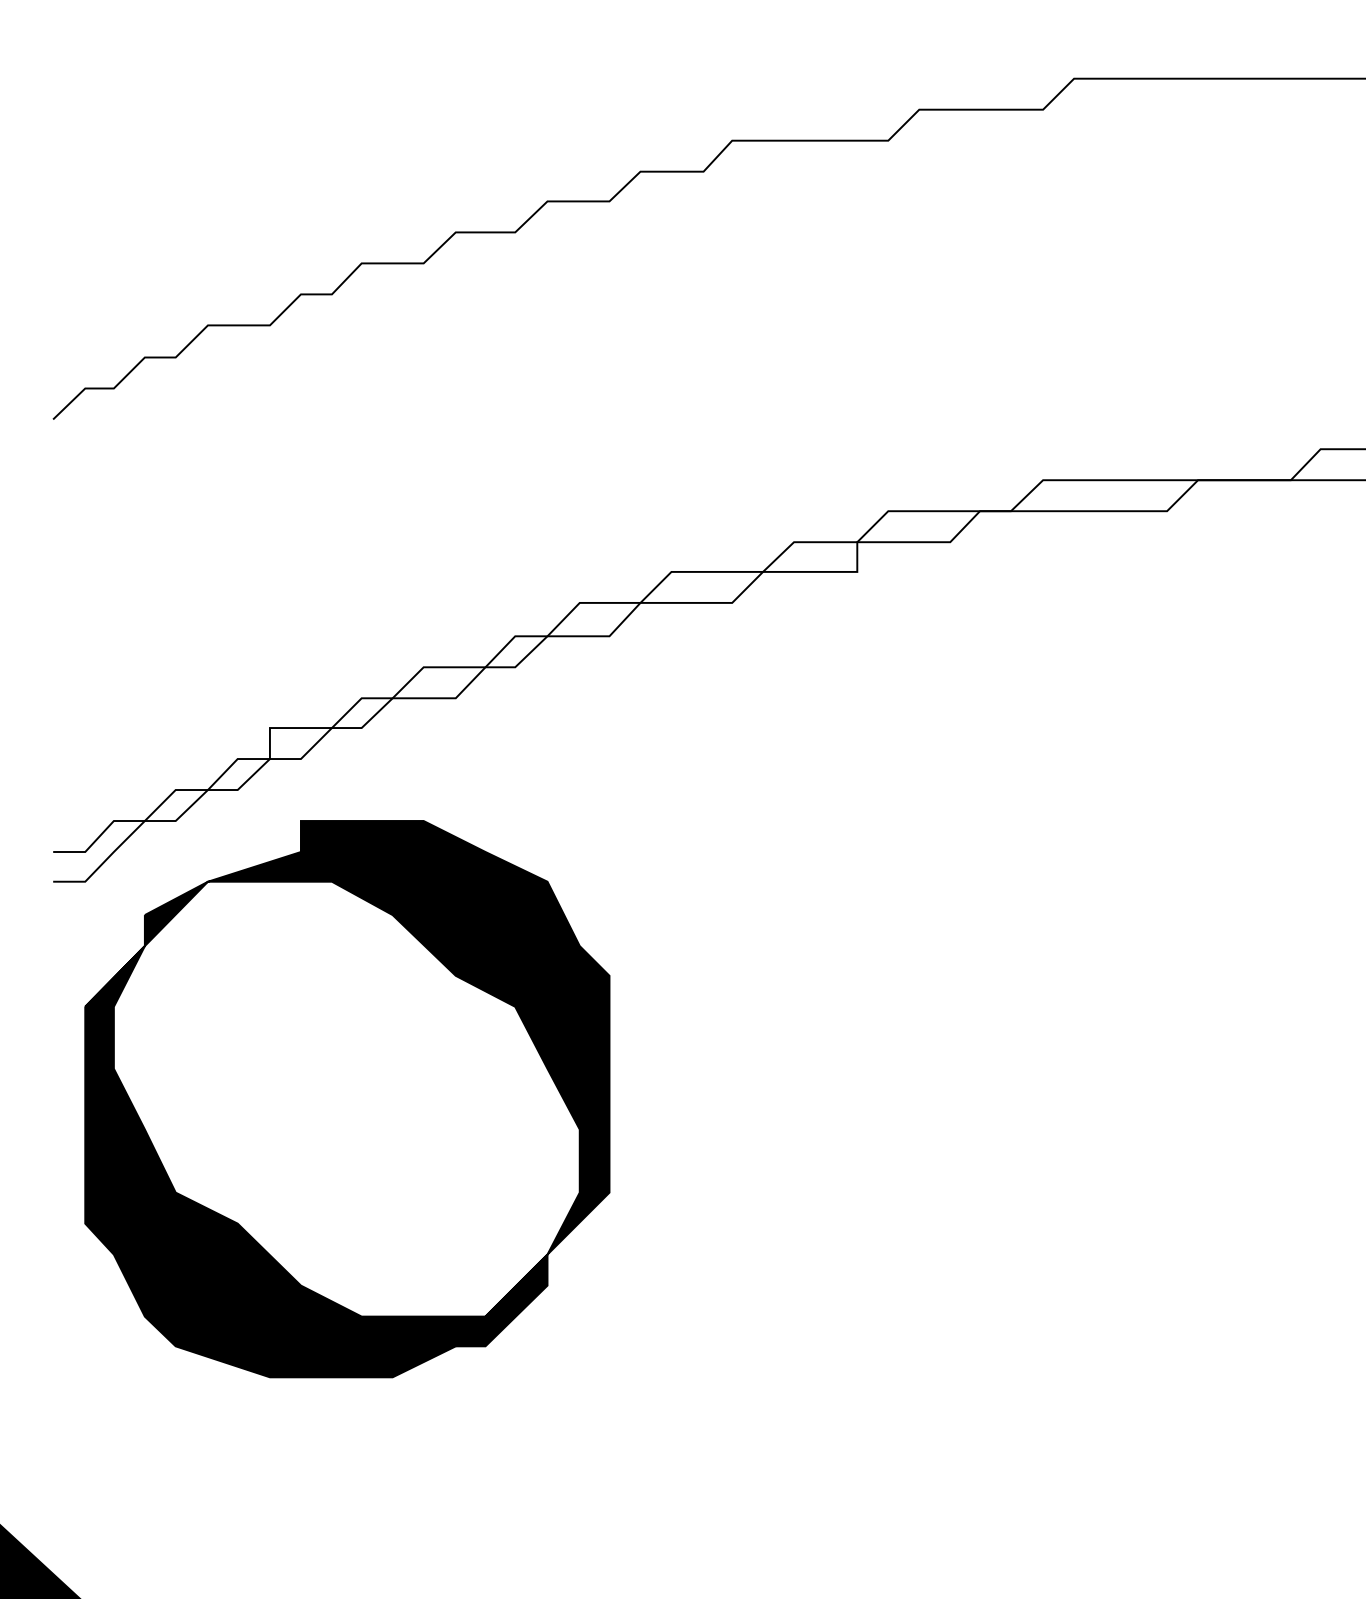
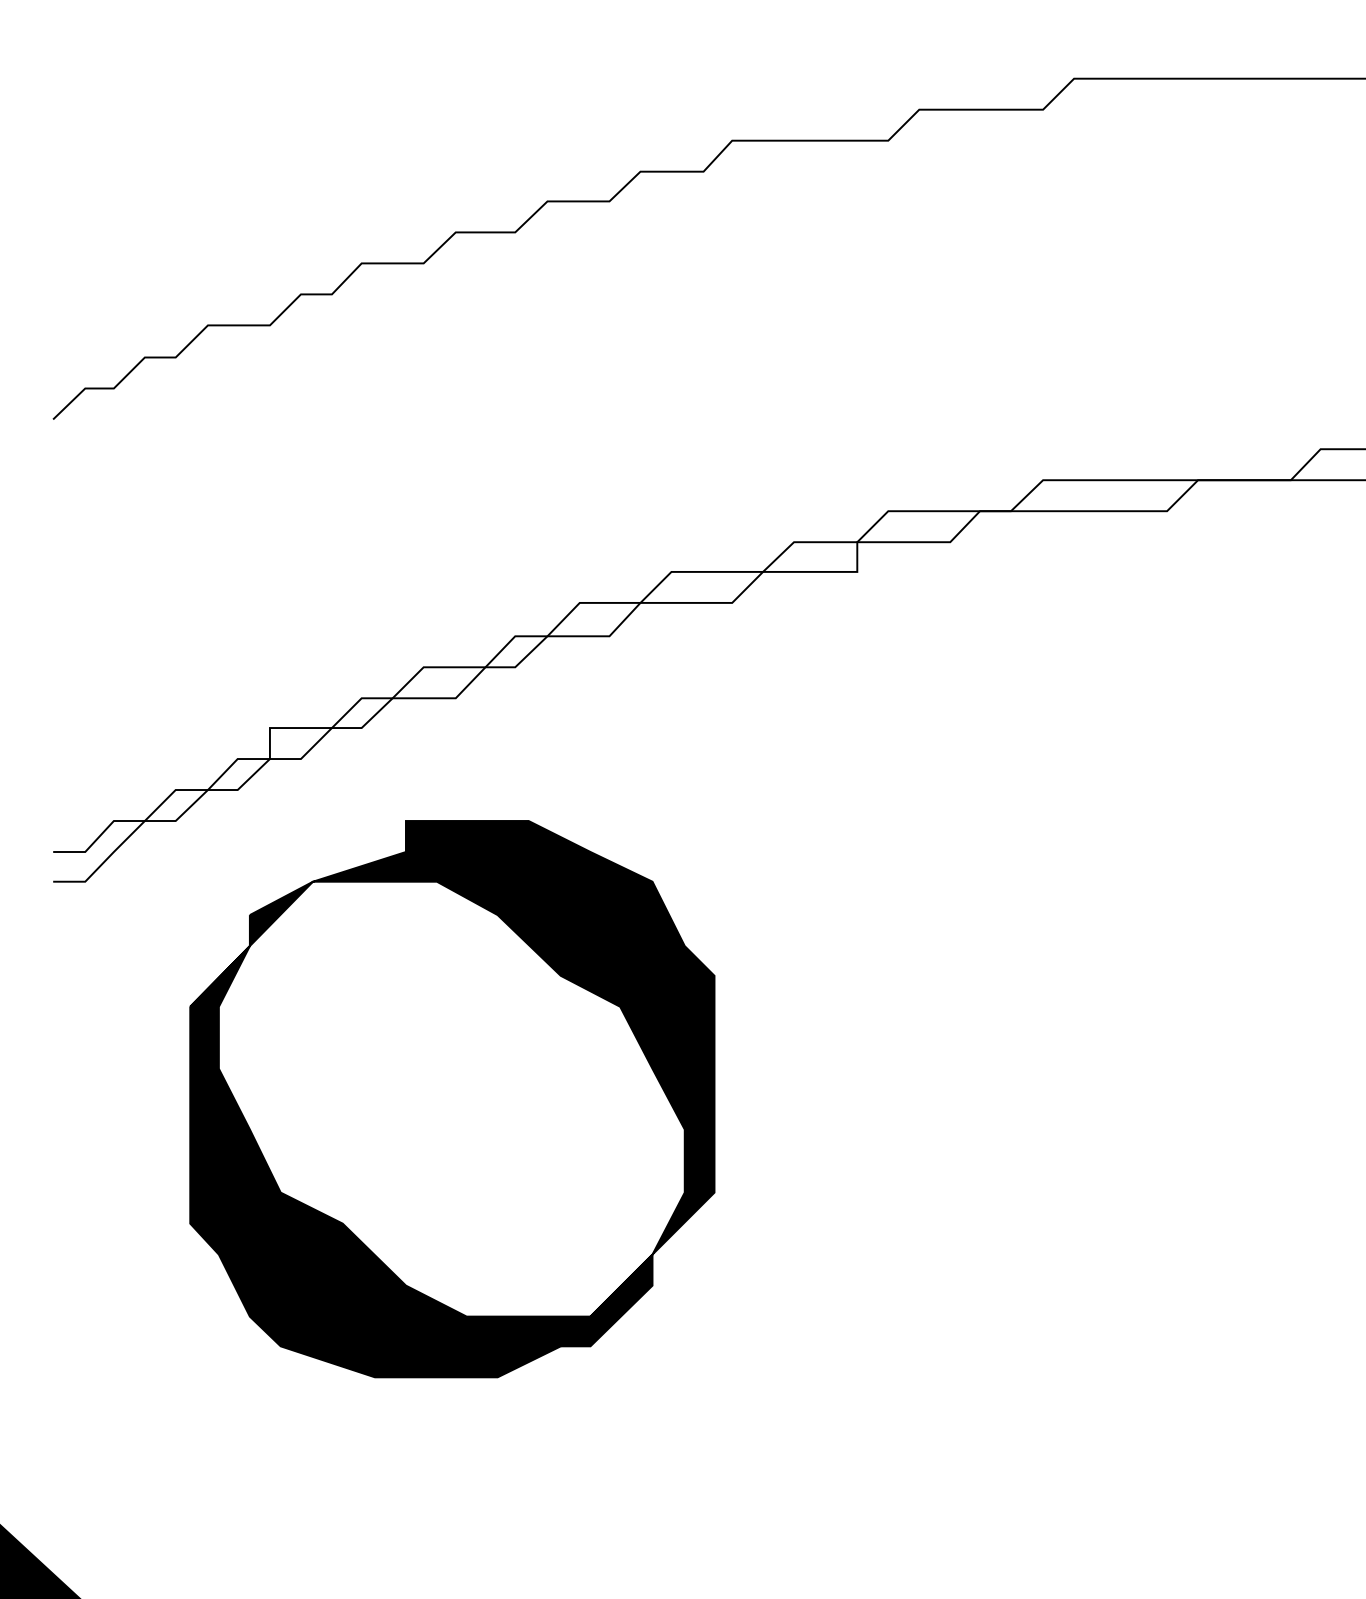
part position: (347, 1099) -> (452, 1099) (452, 1099)
